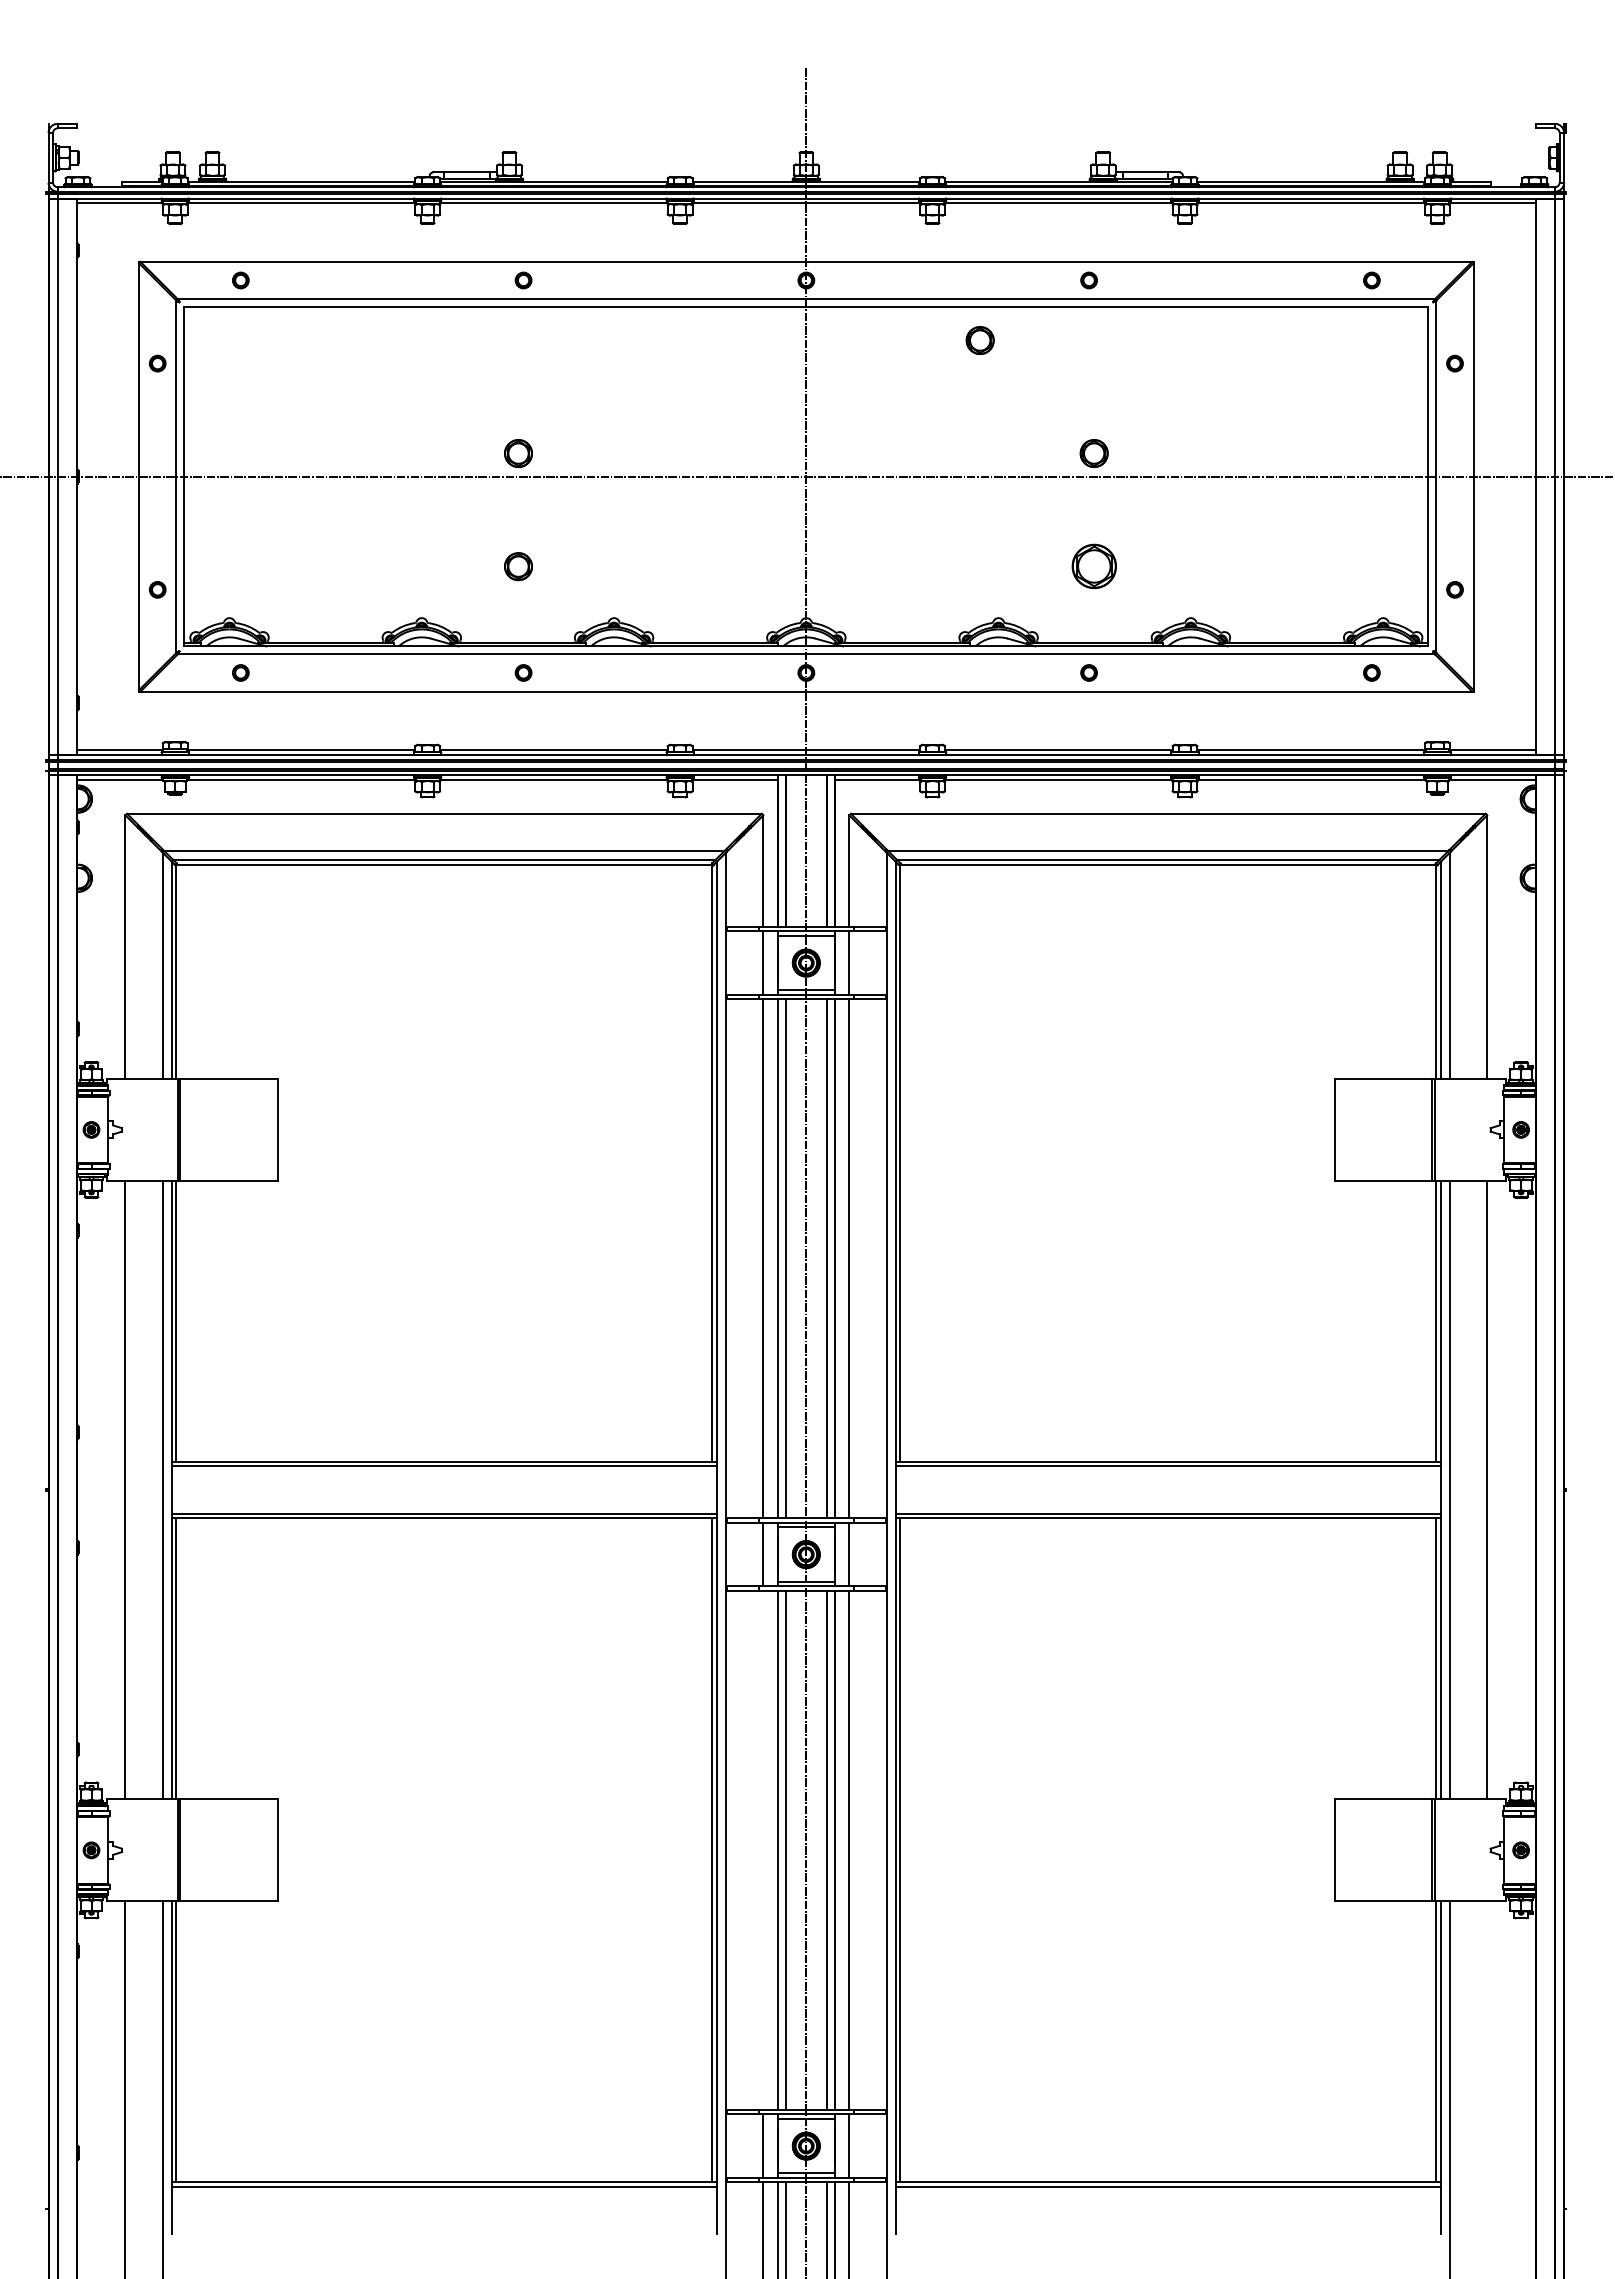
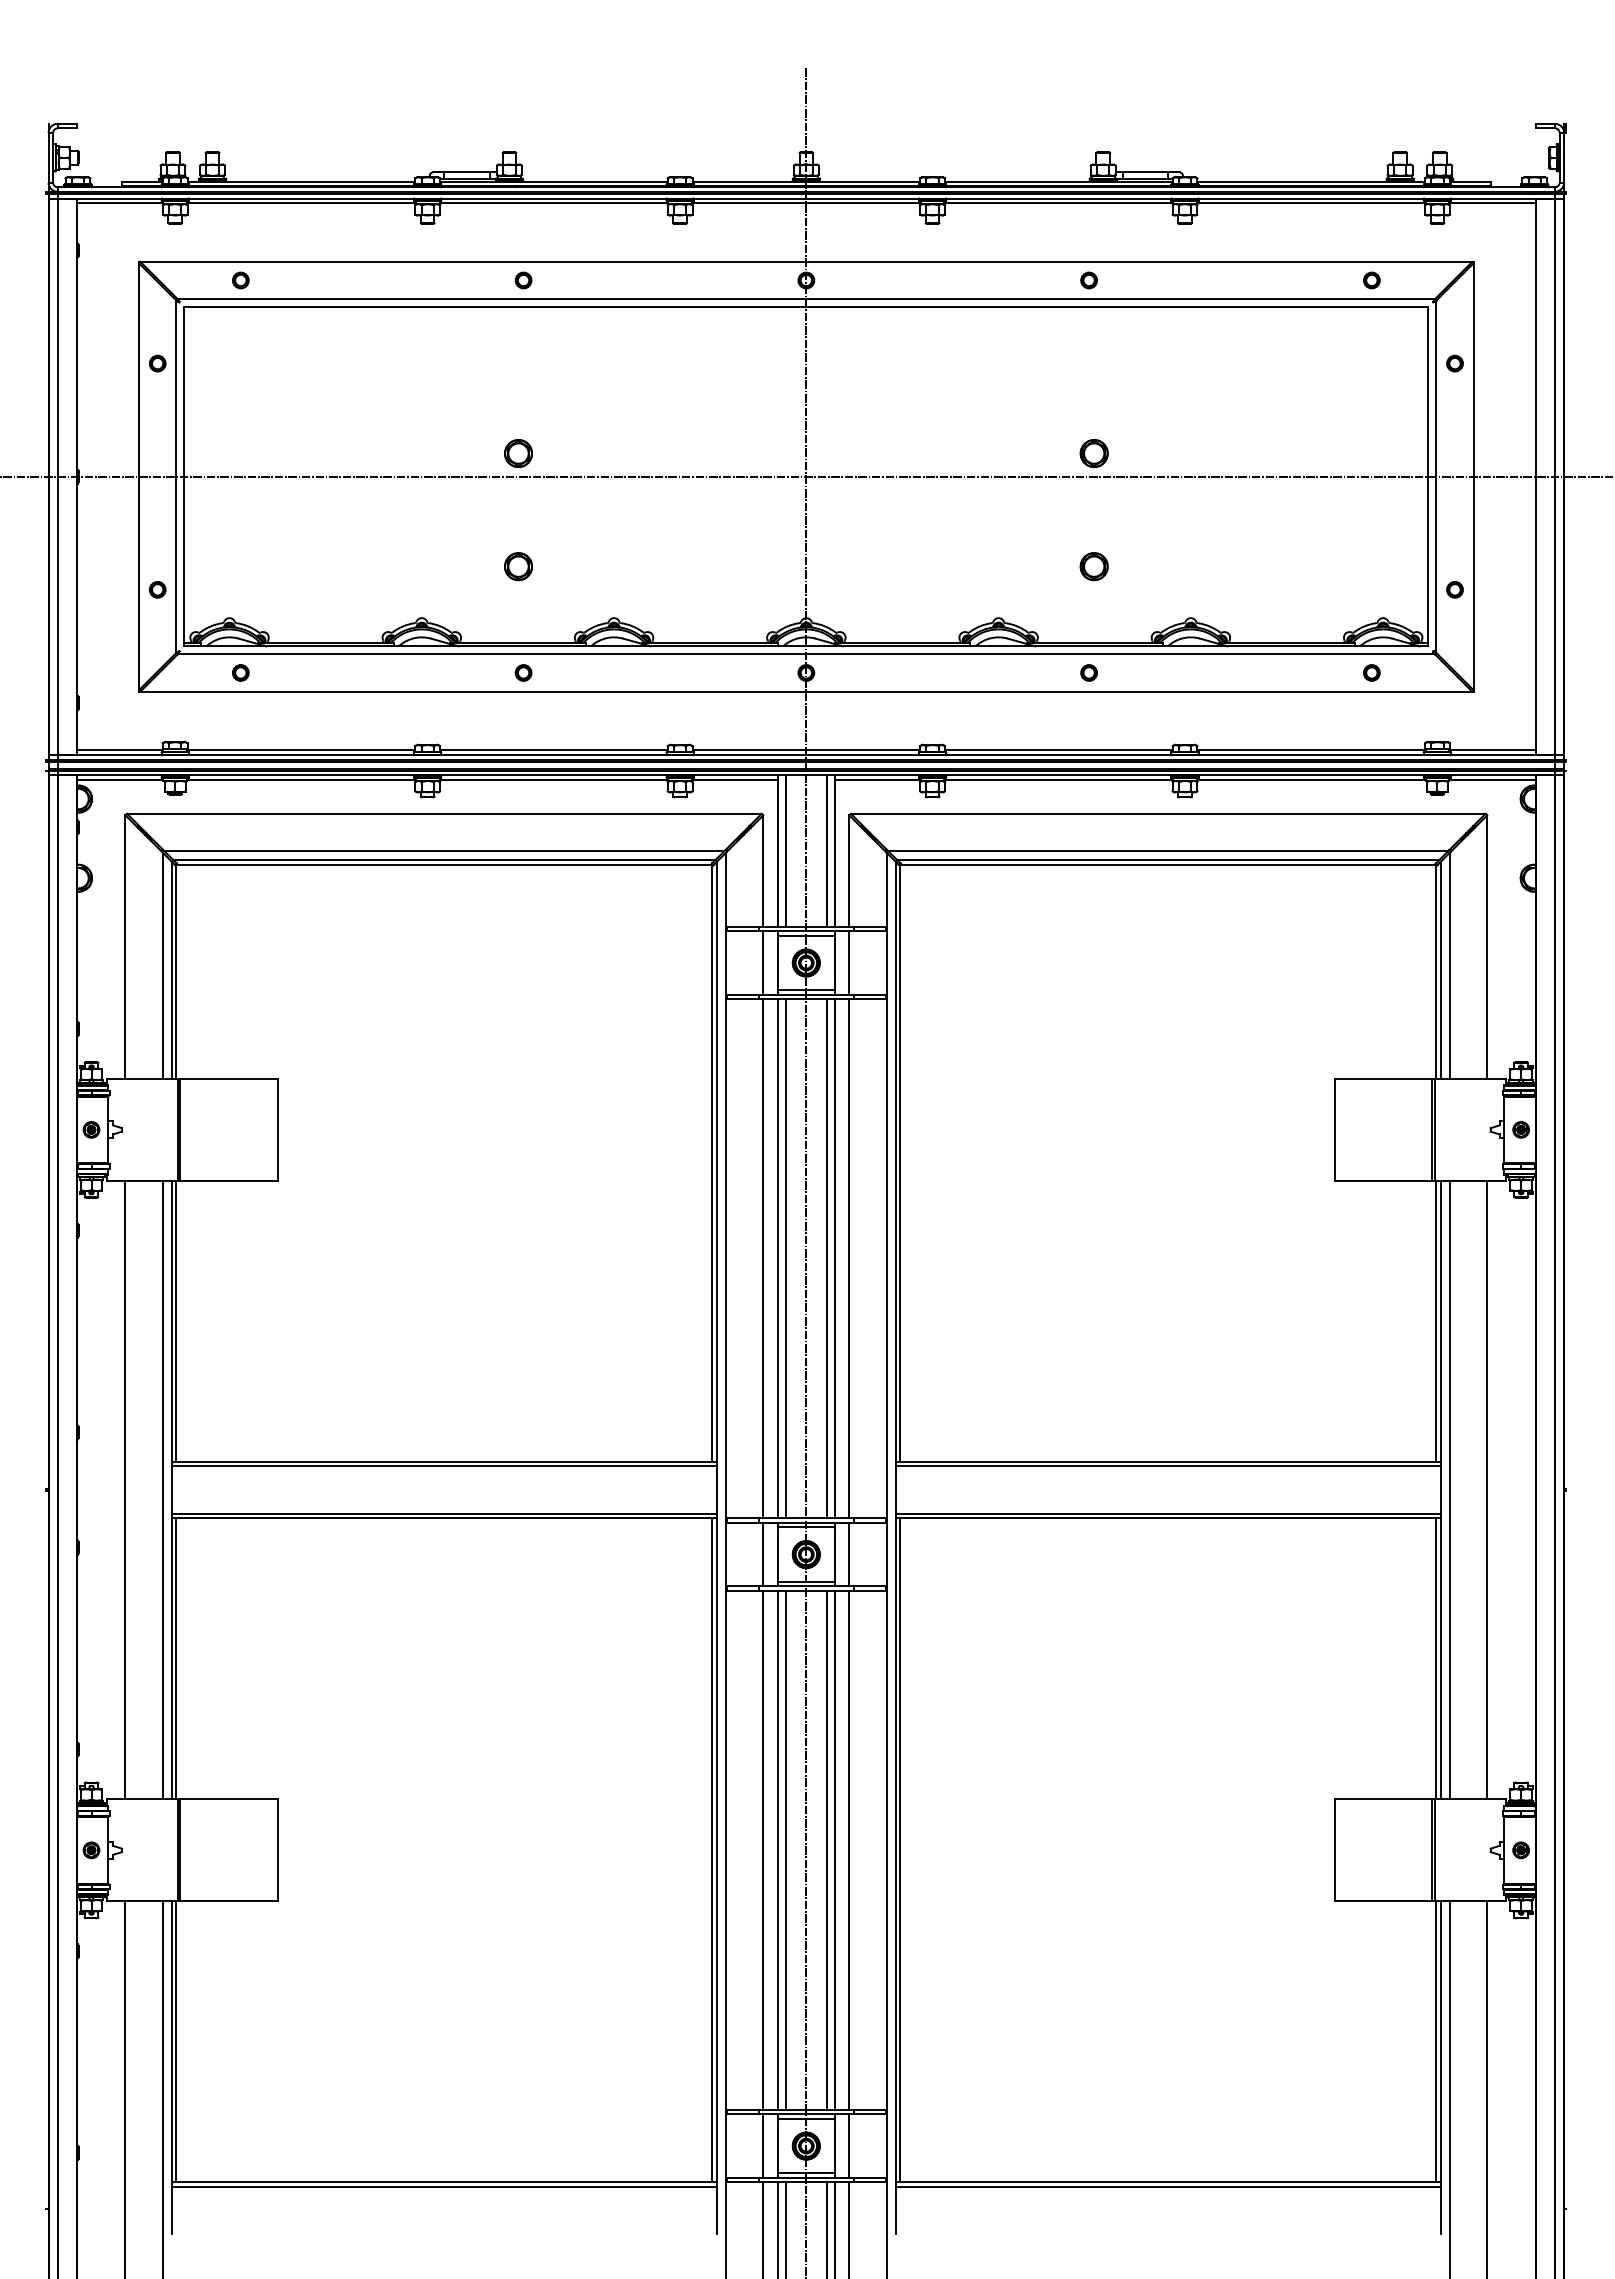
part: present -> none (979, 340)
part size: 46x47 px -> 30x30 px (1093, 566)
line: none -> present (763, 1849)
line: none -> present (1487, 2088)
